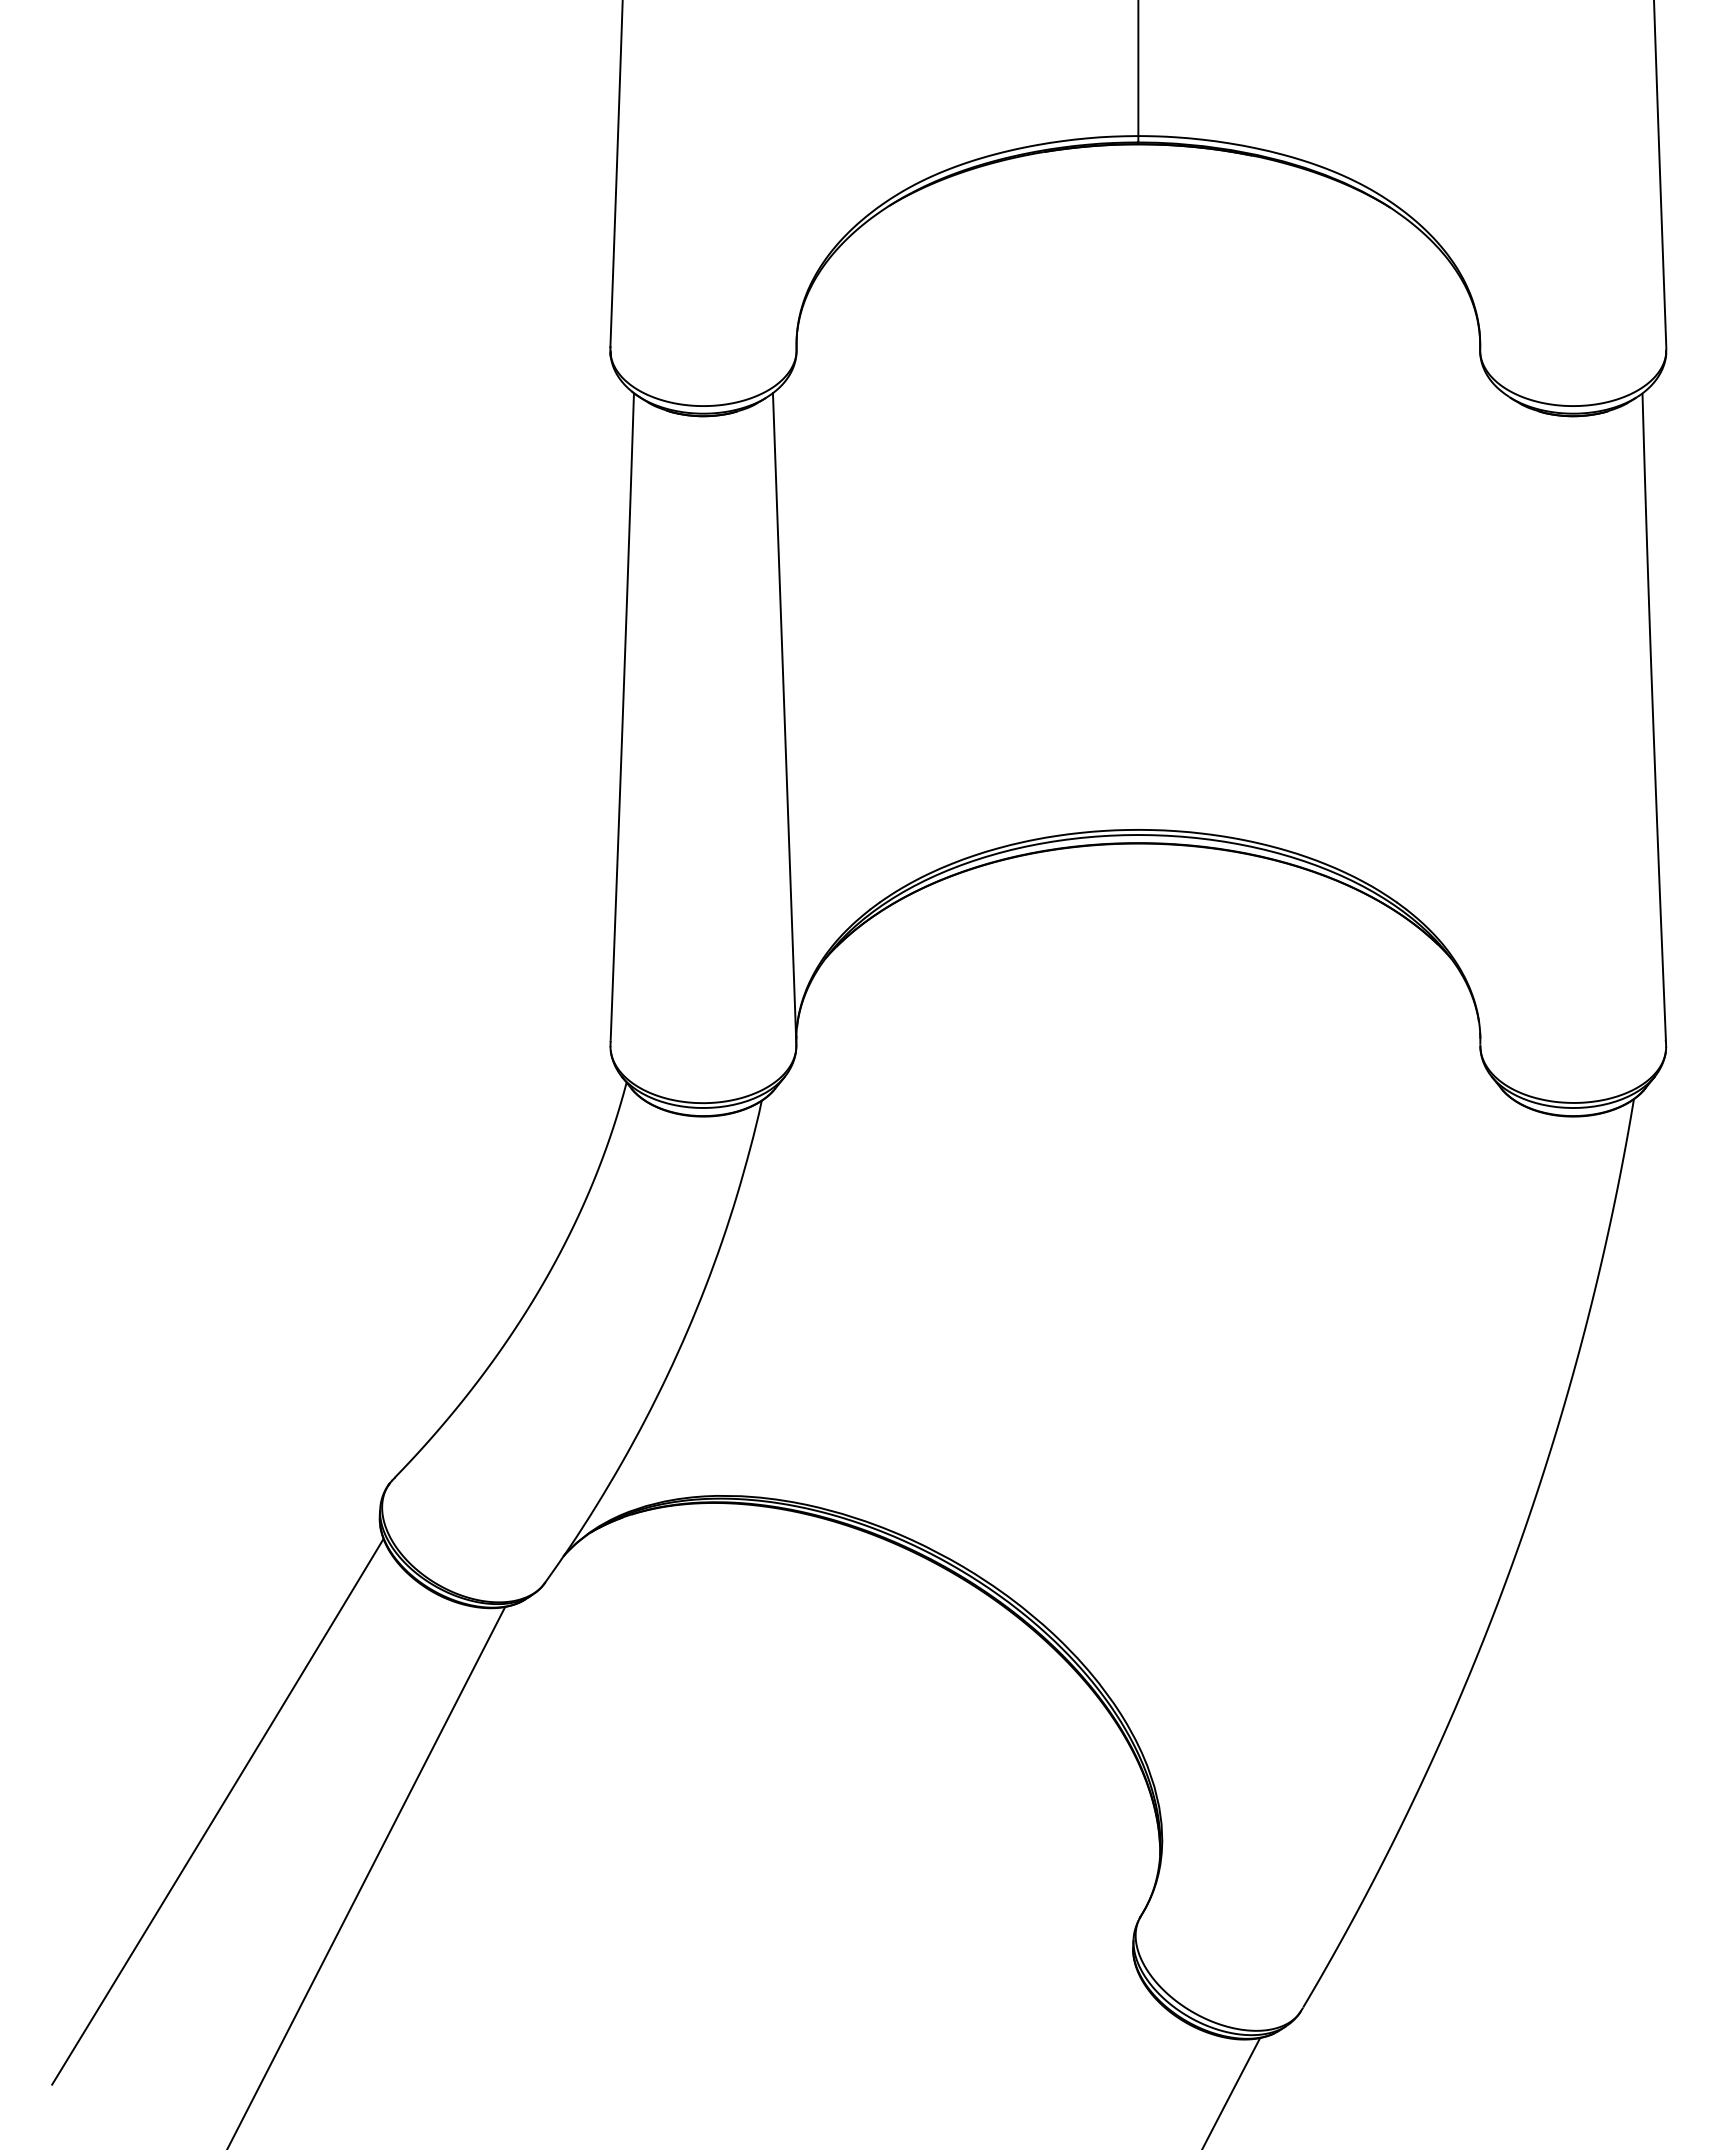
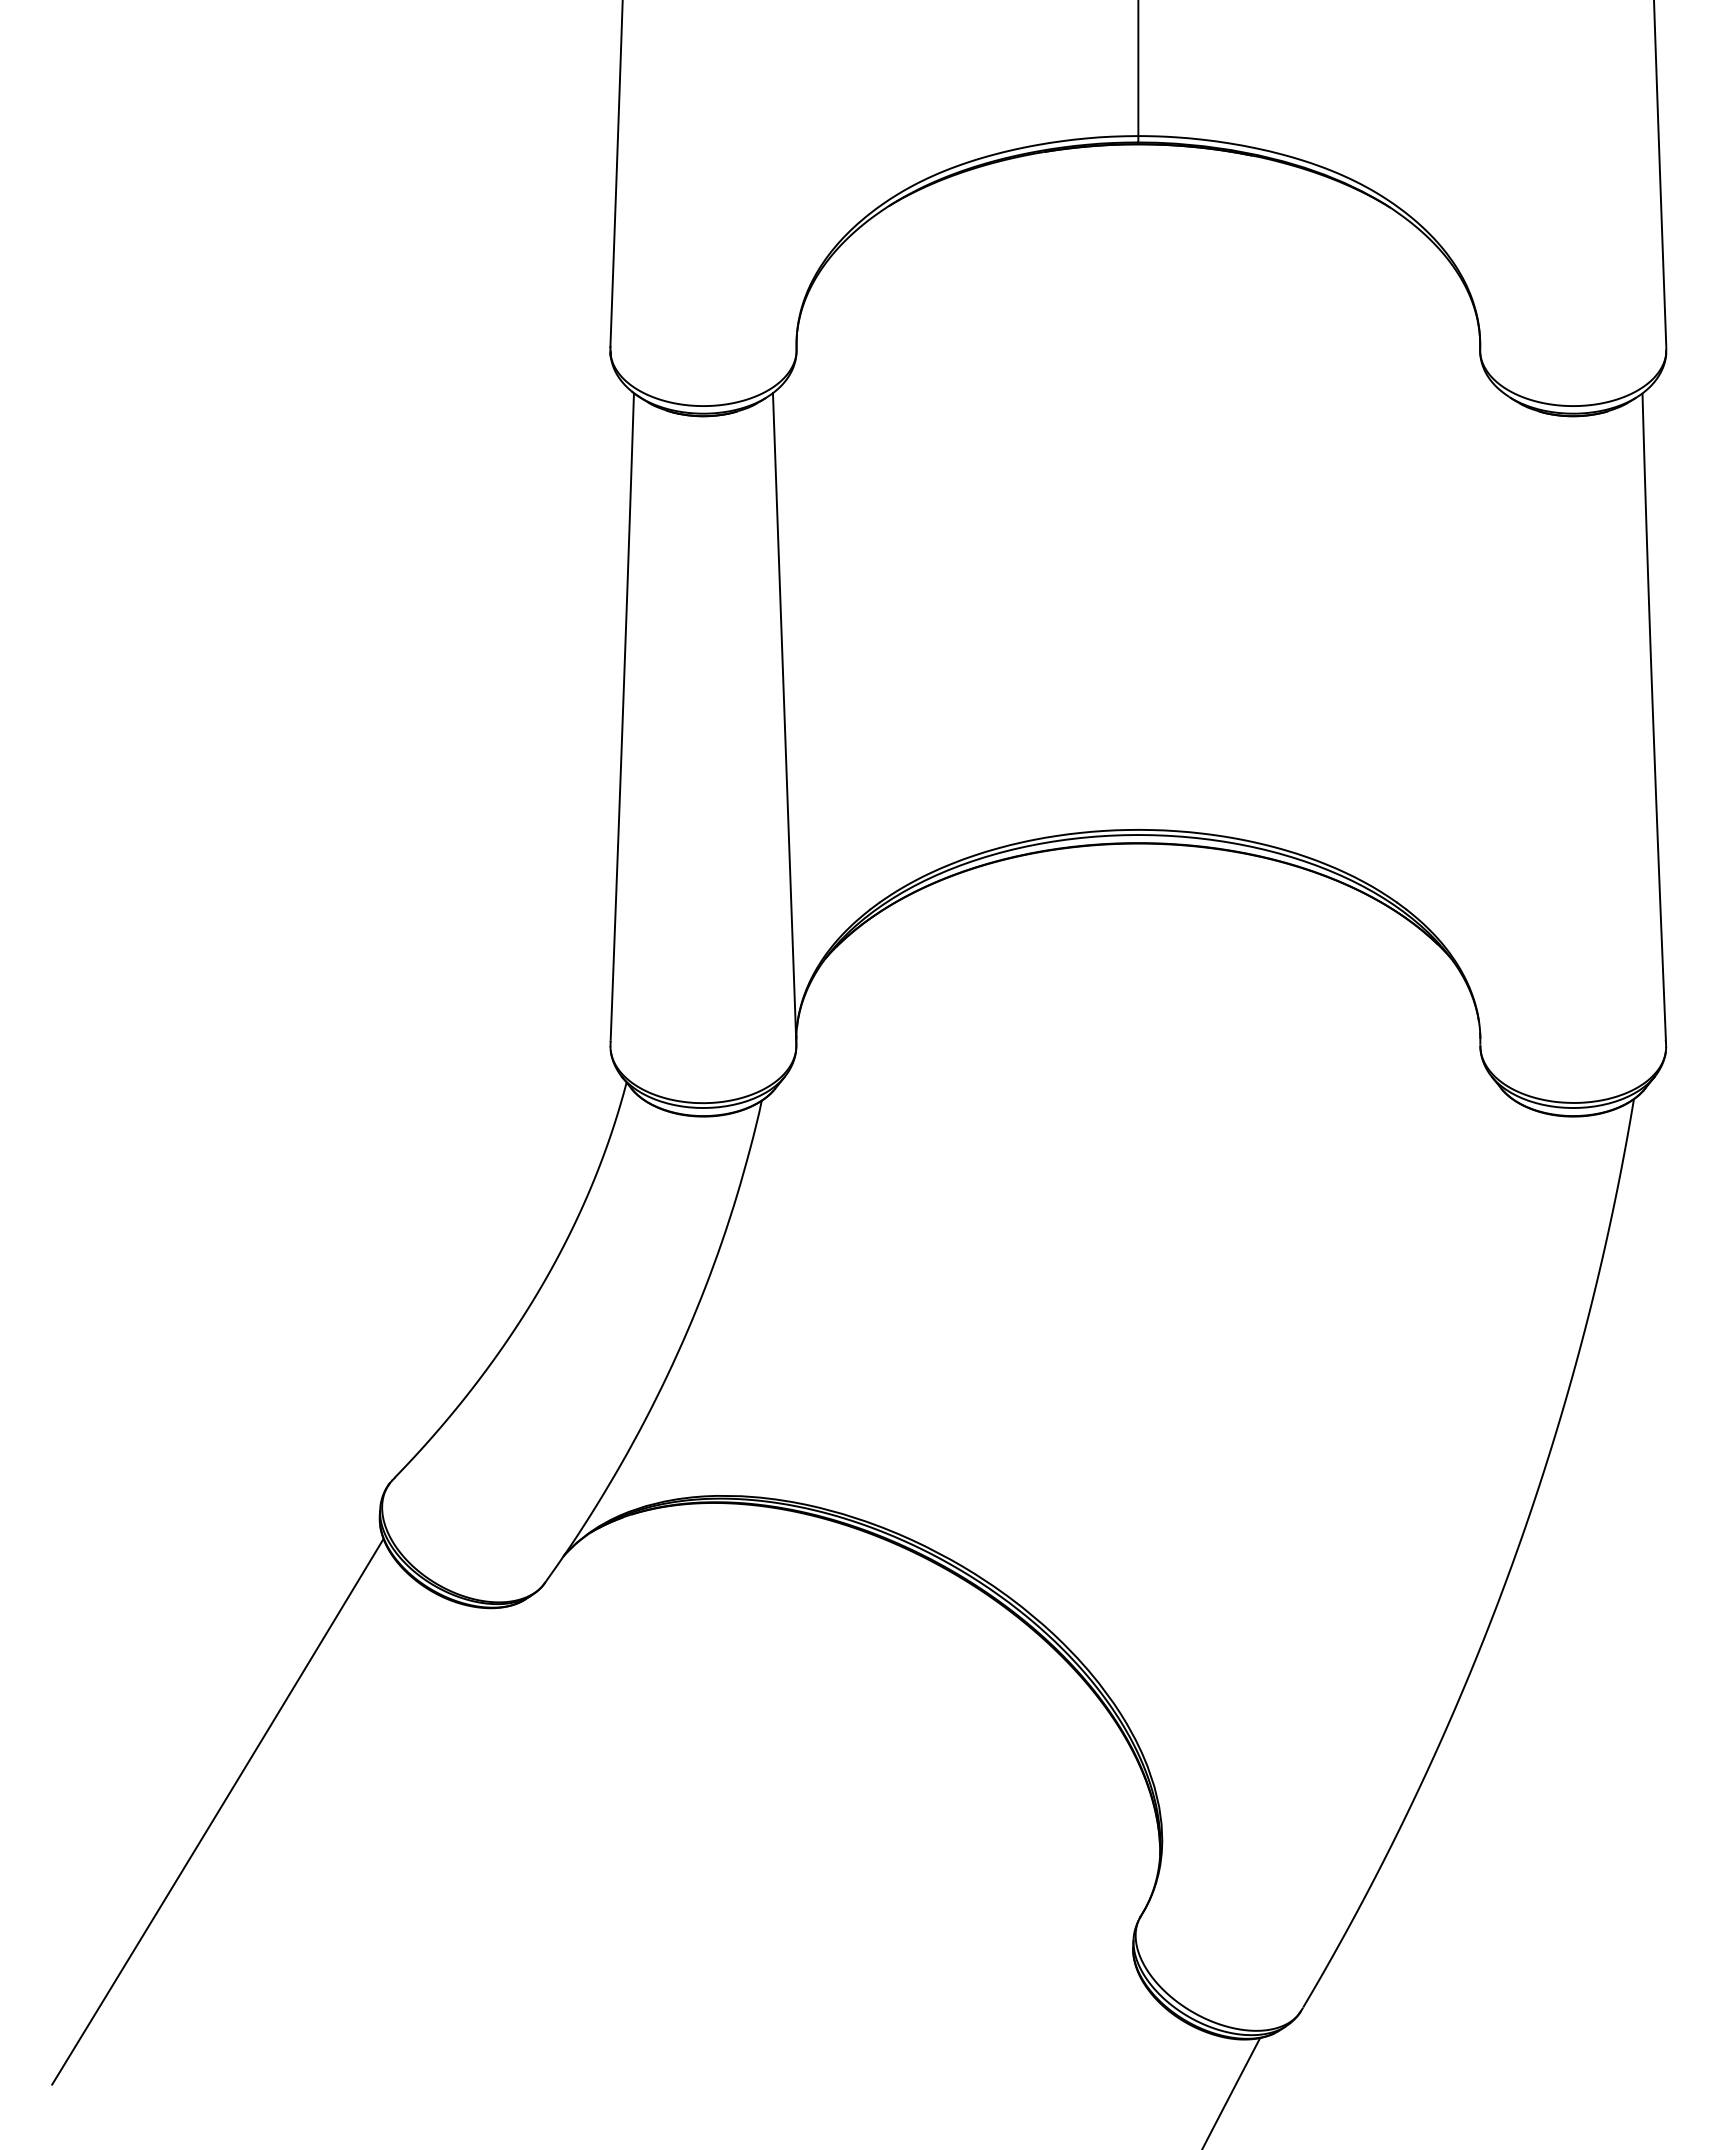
line: present -> none (366, 1876)
